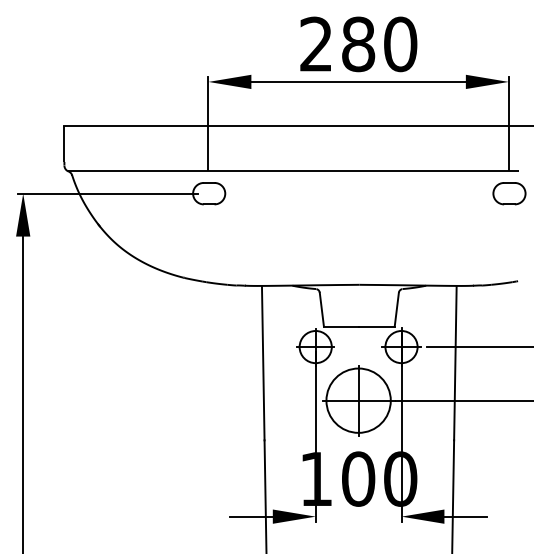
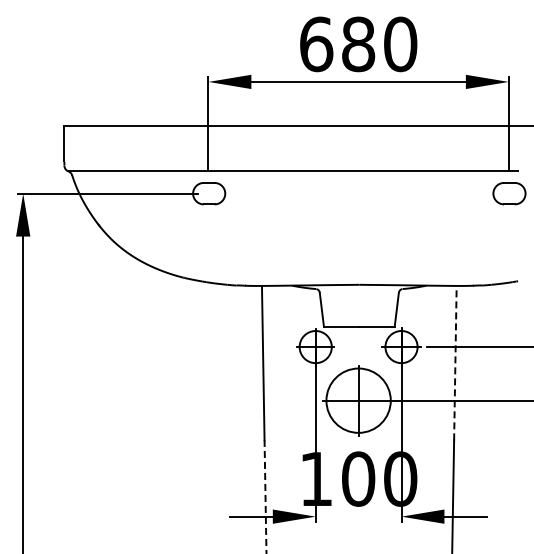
text: 280 -> 680 (316, 44)
line: solid -> dashed (455, 363)
line: solid -> dashed (265, 496)
